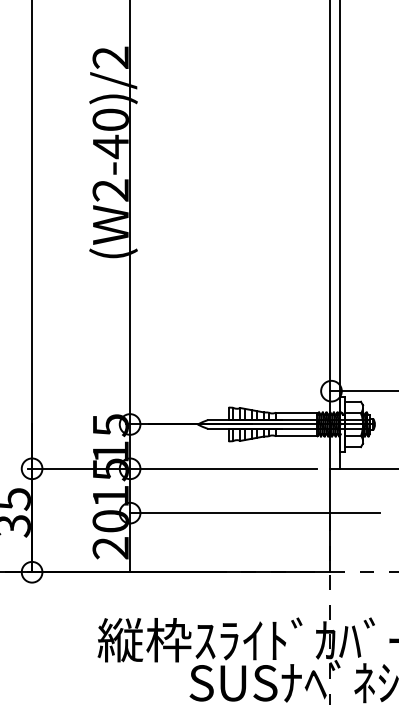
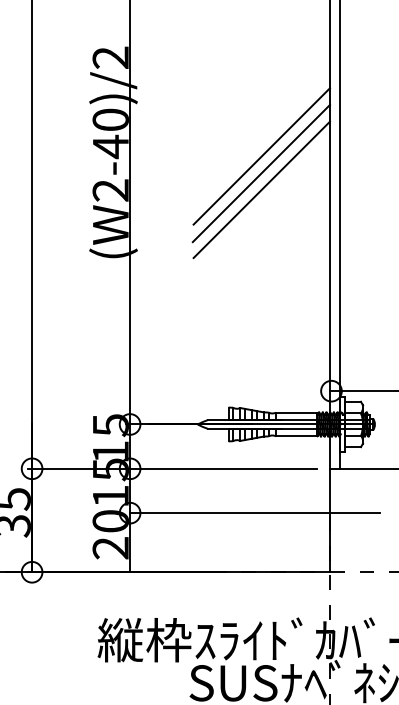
line: none -> present (261, 156)
line: none -> present (260, 173)
line: none -> present (261, 189)
